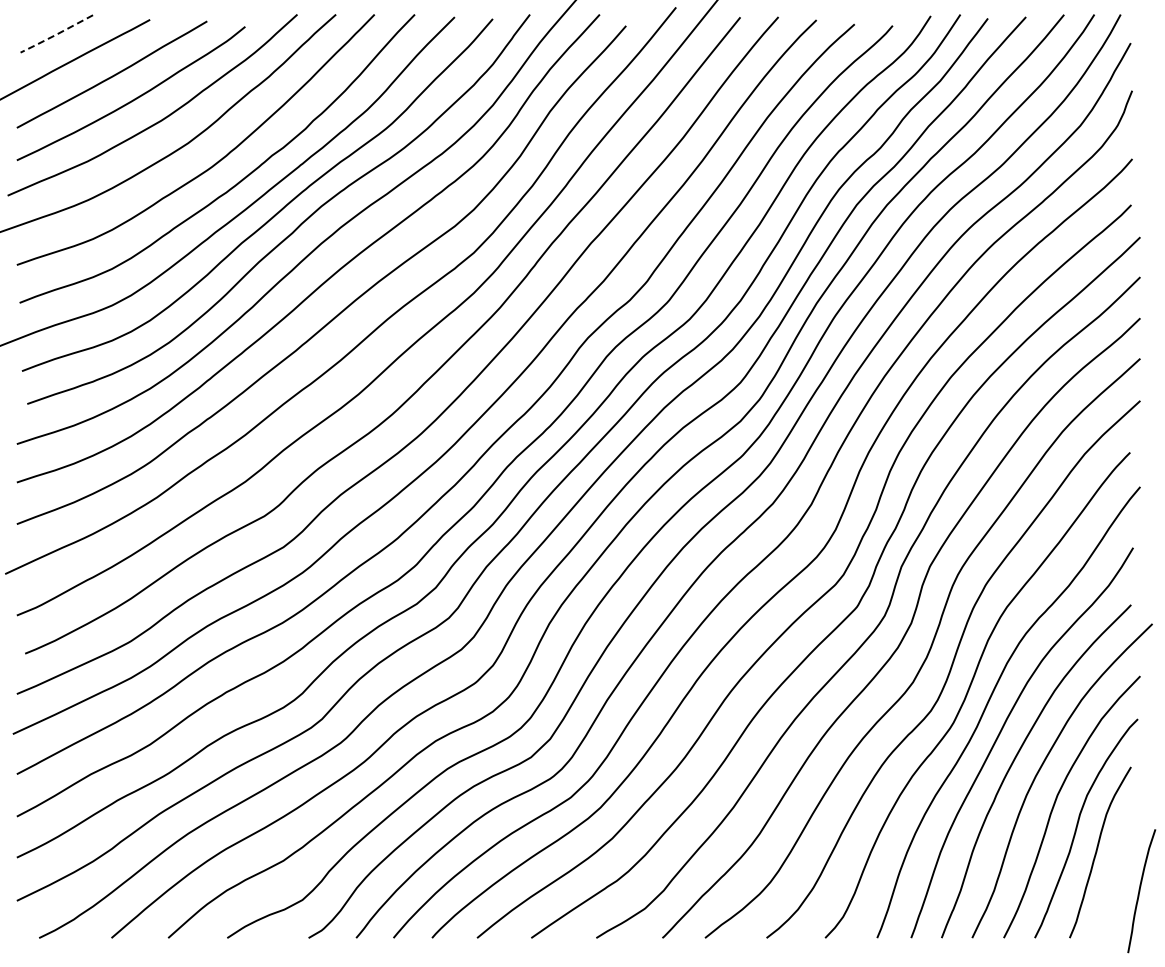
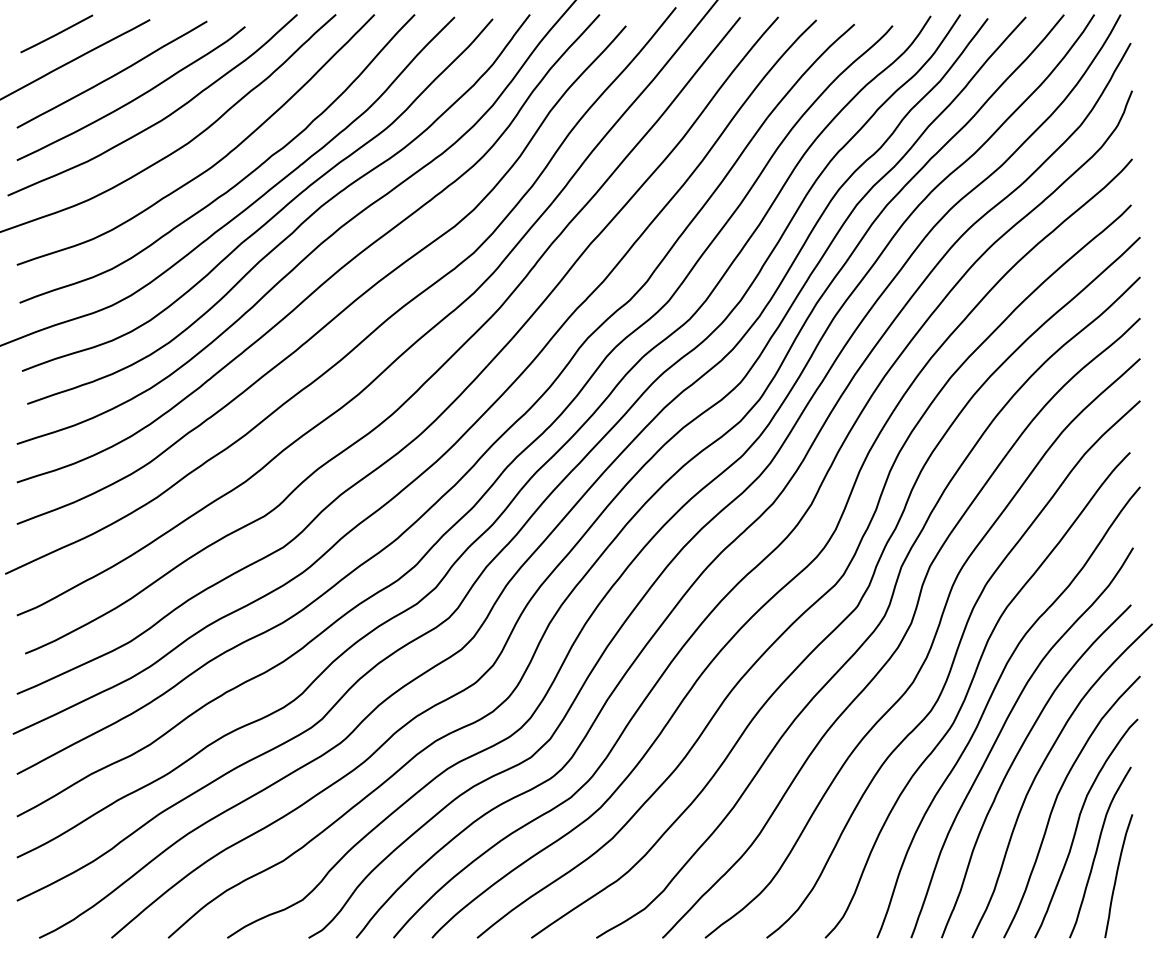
line: dashed -> solid (56, 34)
curve position: (1140, 891) -> (1117, 876) (1117, 876)
